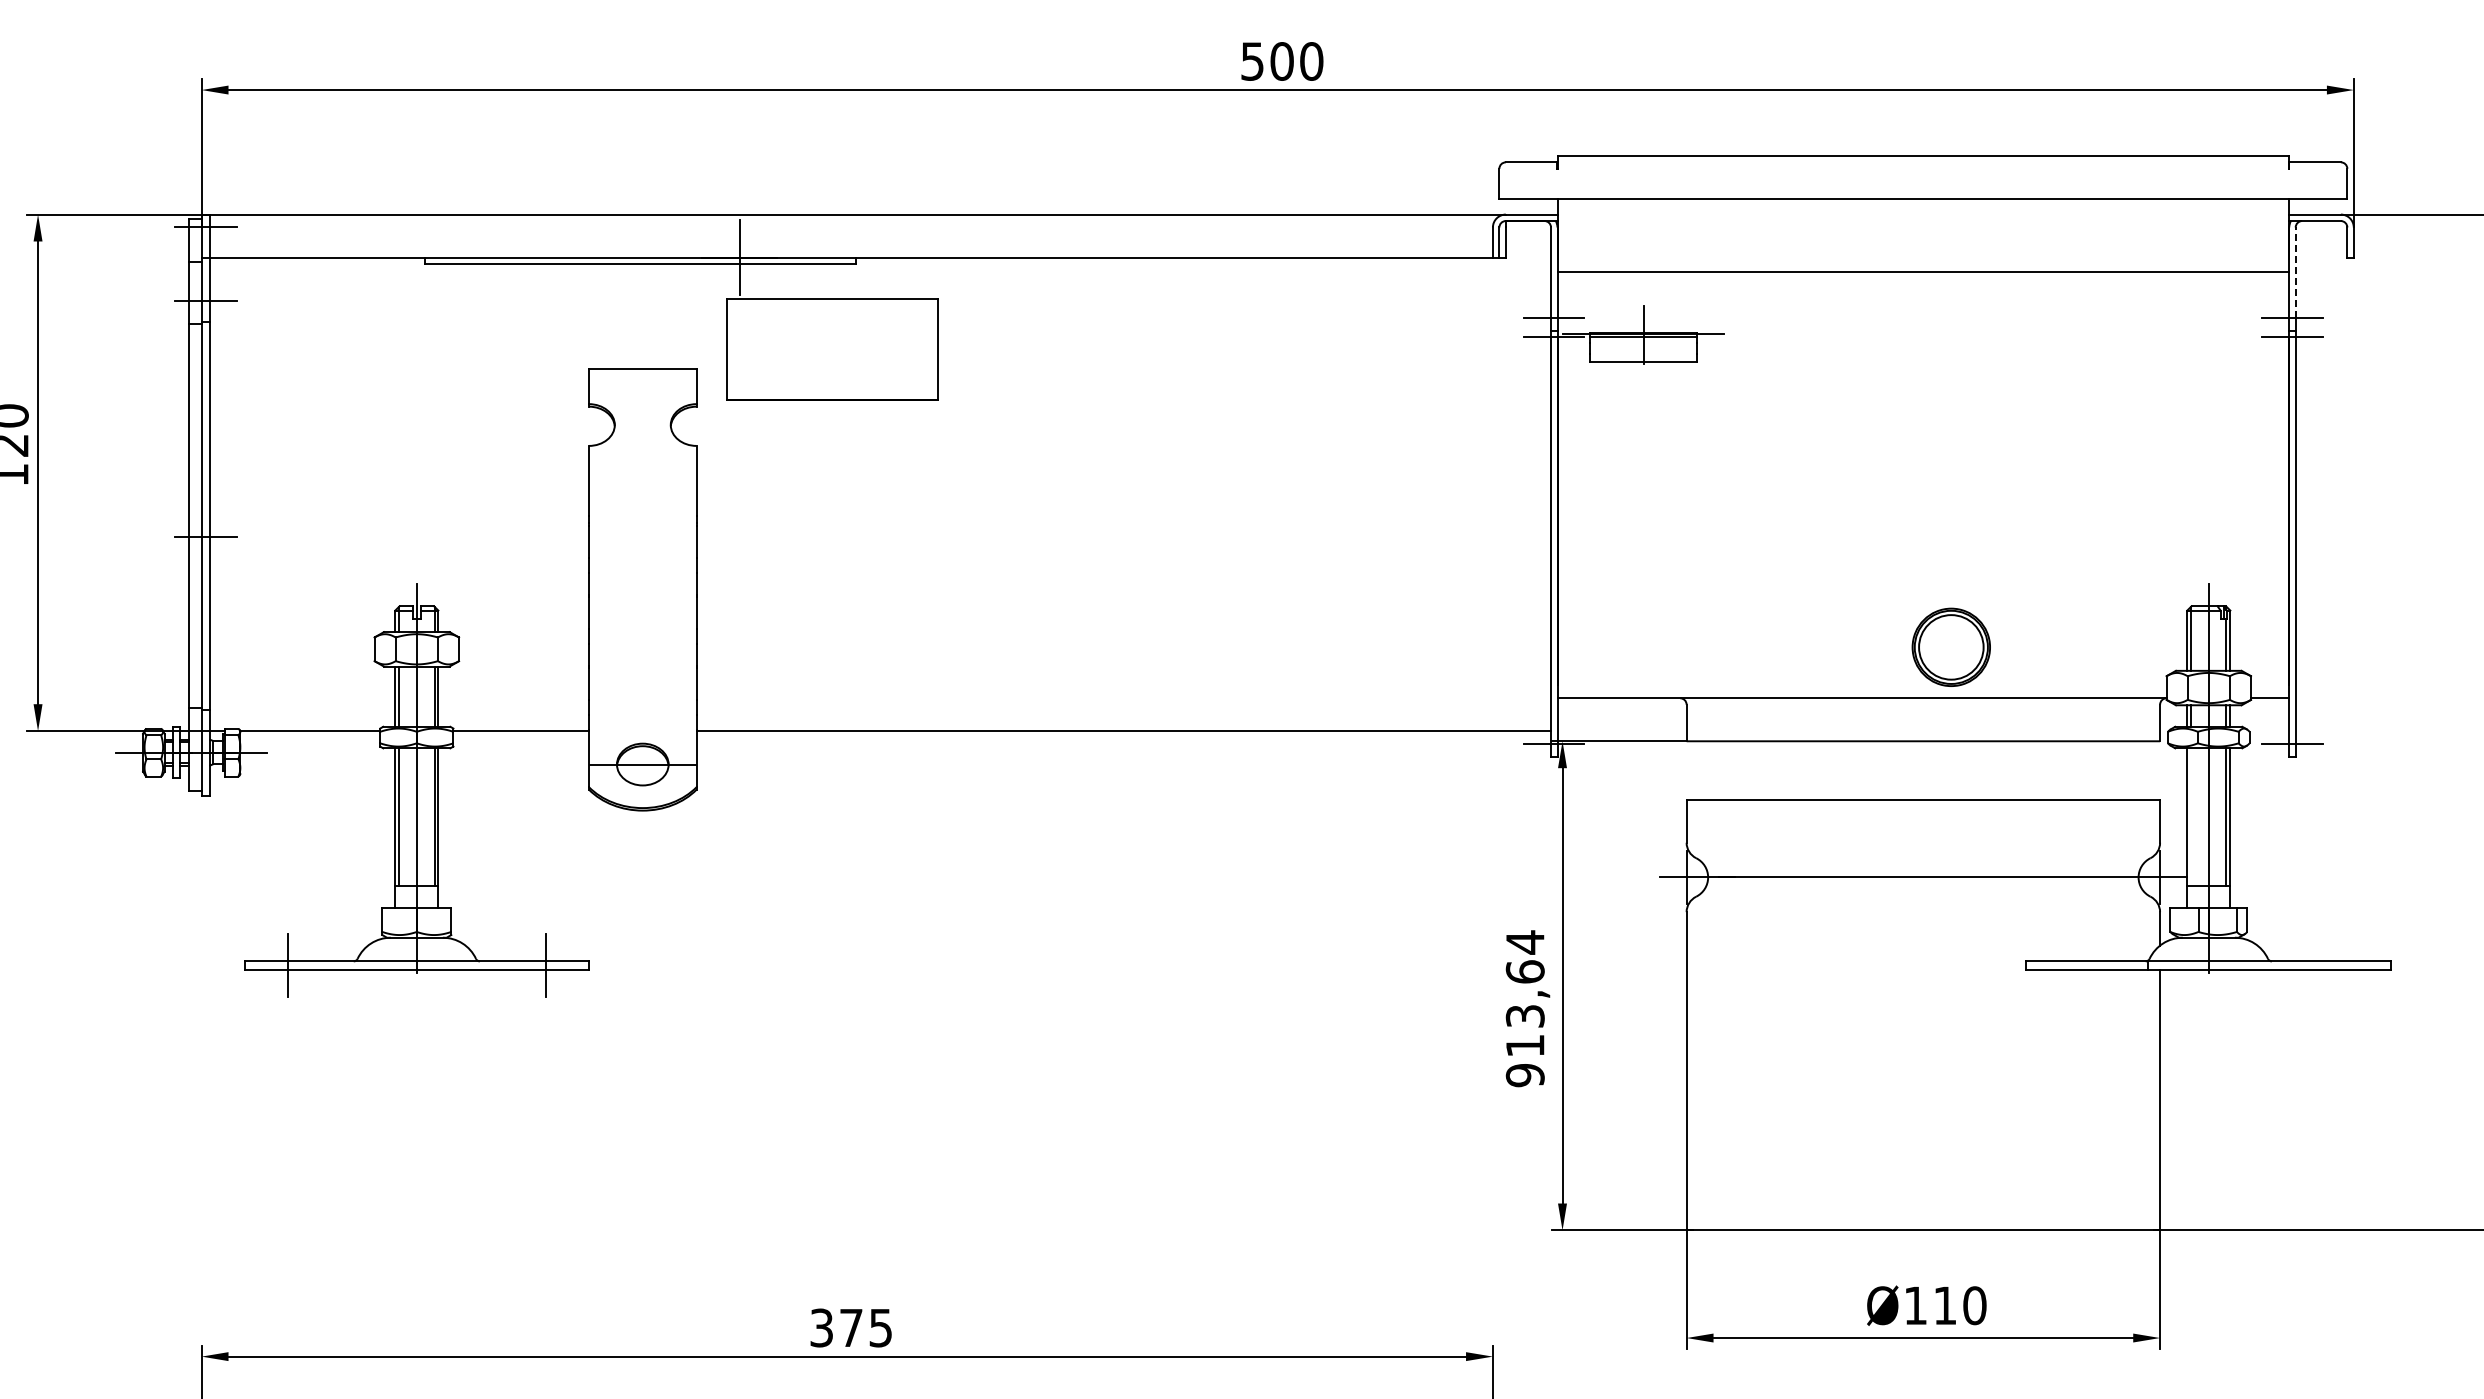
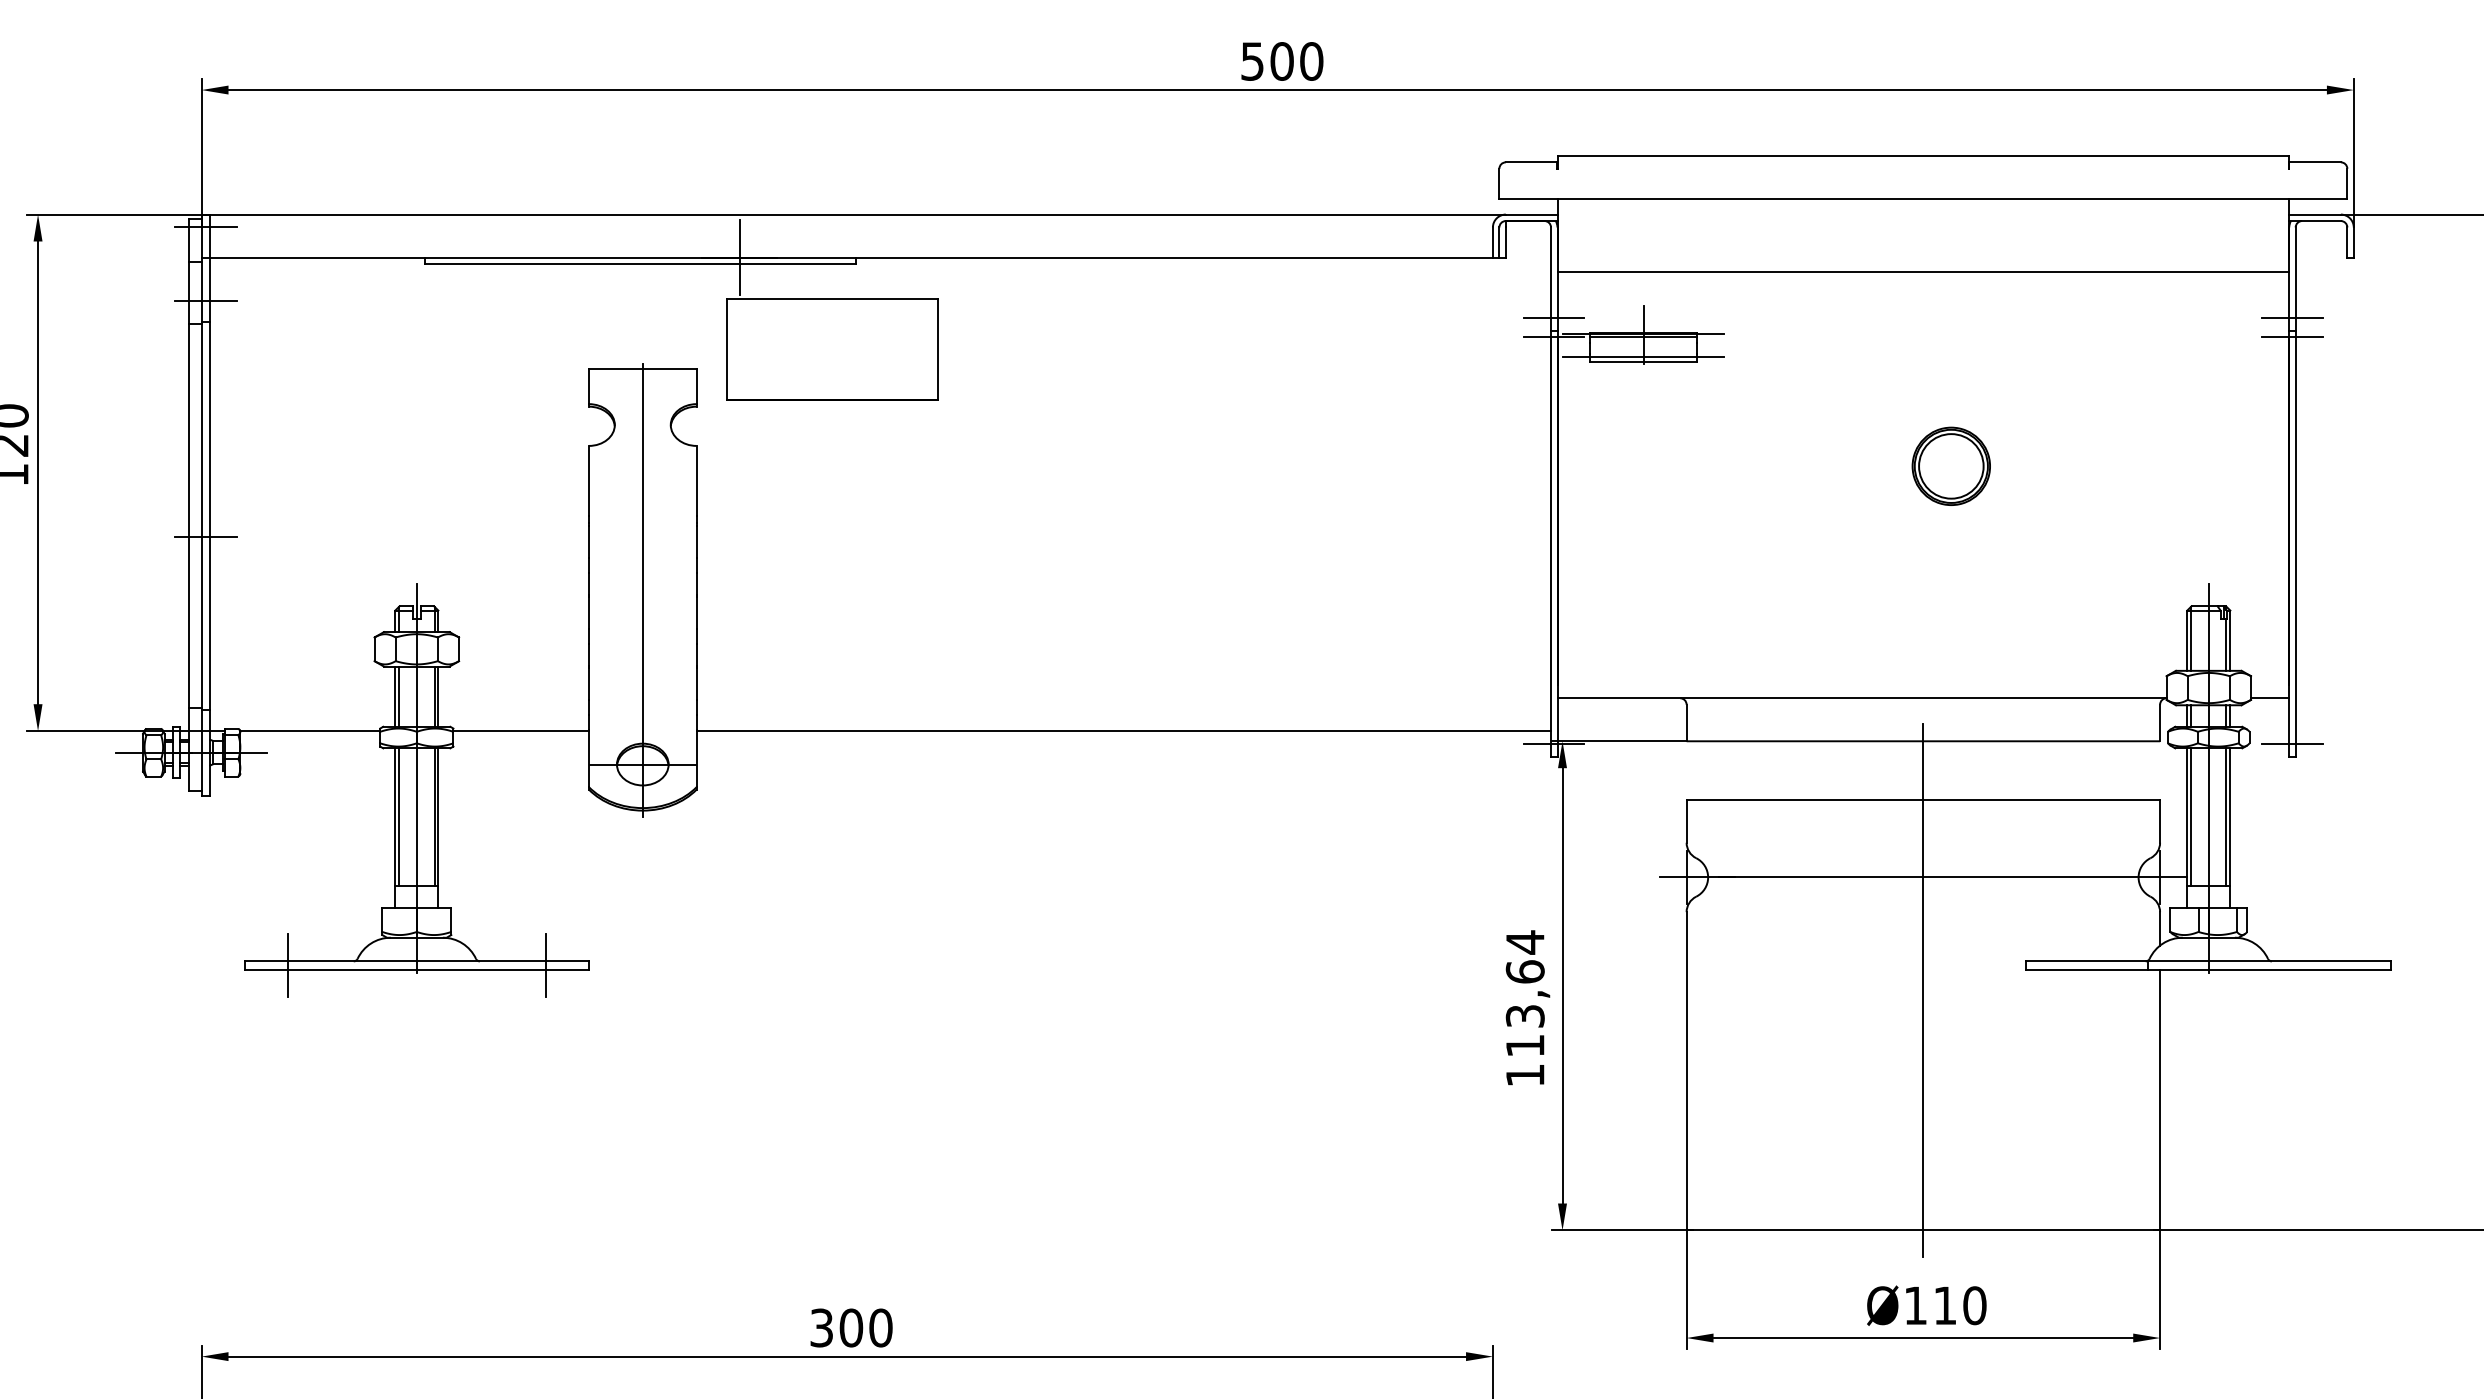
line: dashed -> solid (2295, 272)
line: none -> present (1643, 356)
line: none -> present (642, 590)
part position: (1950, 646) -> (1950, 465) (1950, 465)
line: none -> present (2191, 817)
line: none -> present (1923, 990)
text: 913,64 -> 113,64 (1524, 1075)
text: 375 -> 300 (865, 1327)
